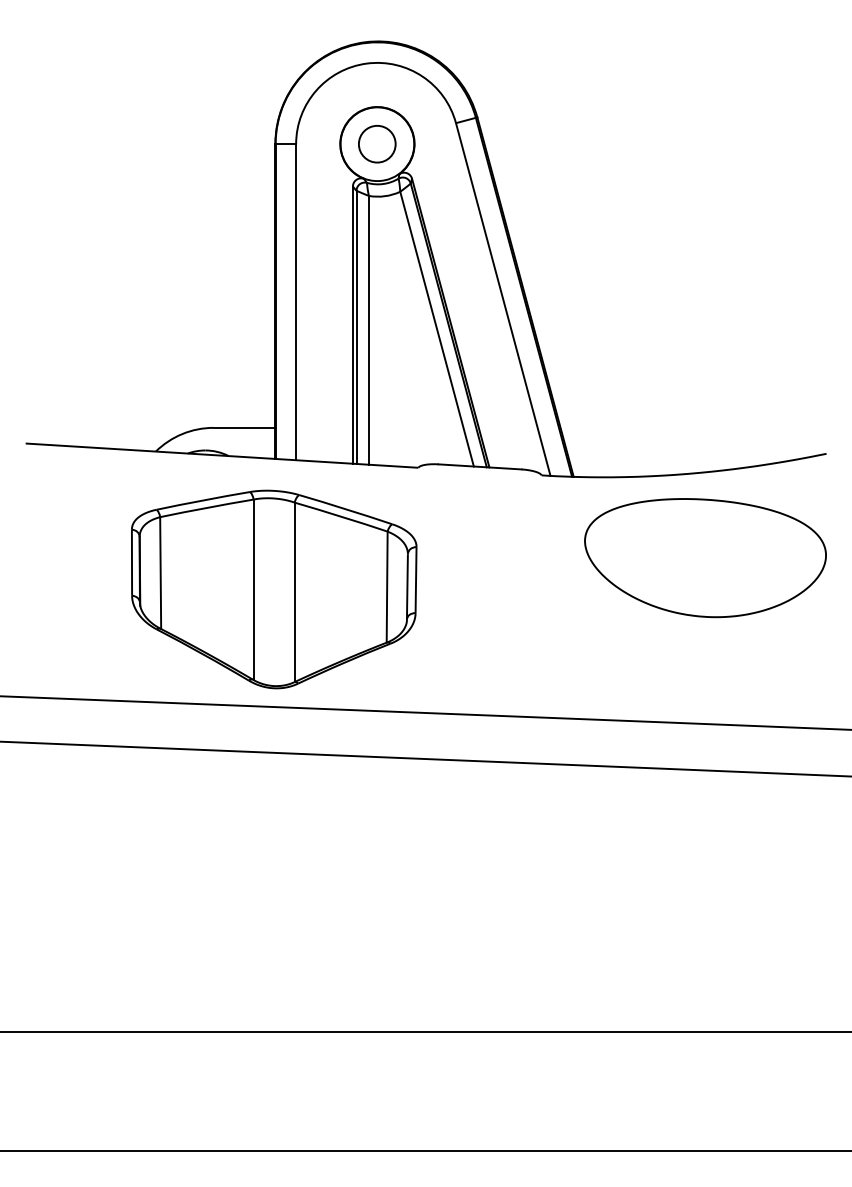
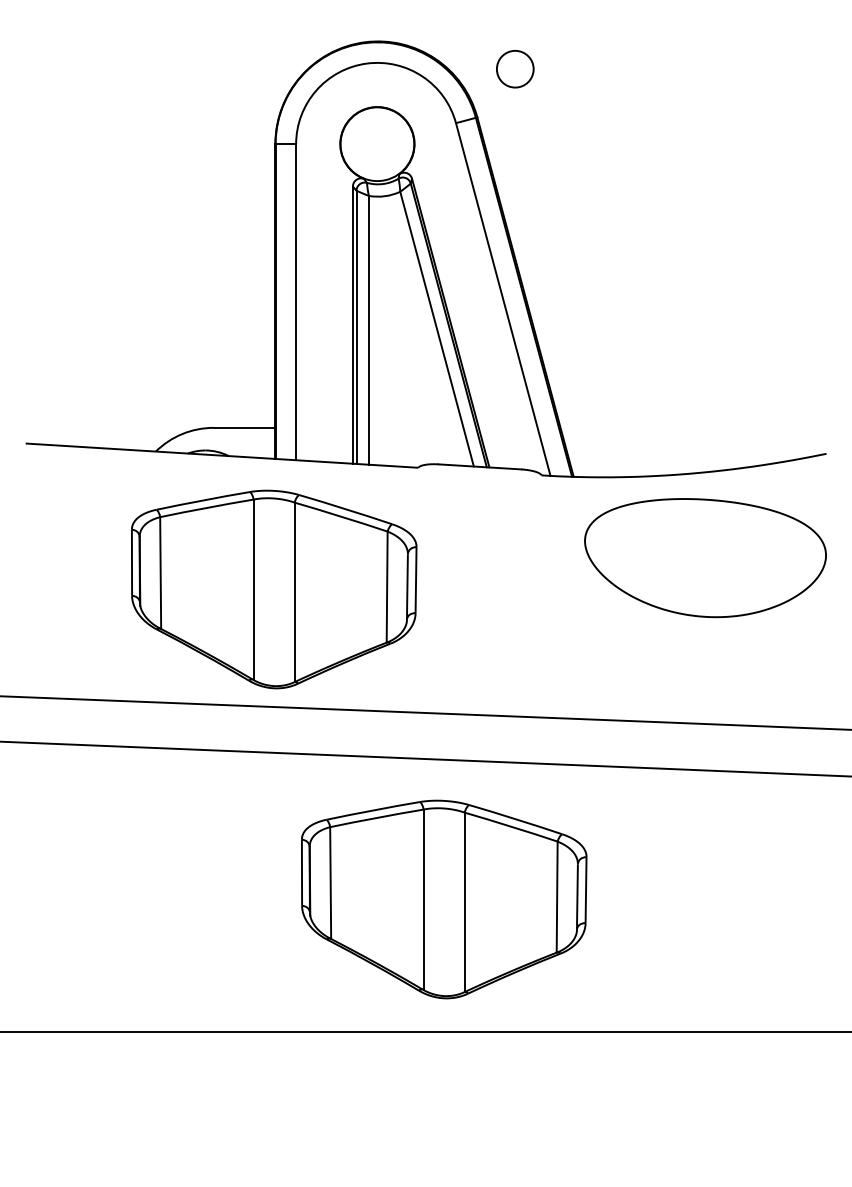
part position: (377, 144) -> (515, 69) (515, 69)
part: none -> present (444, 899)
line: present -> none (425, 1151)
